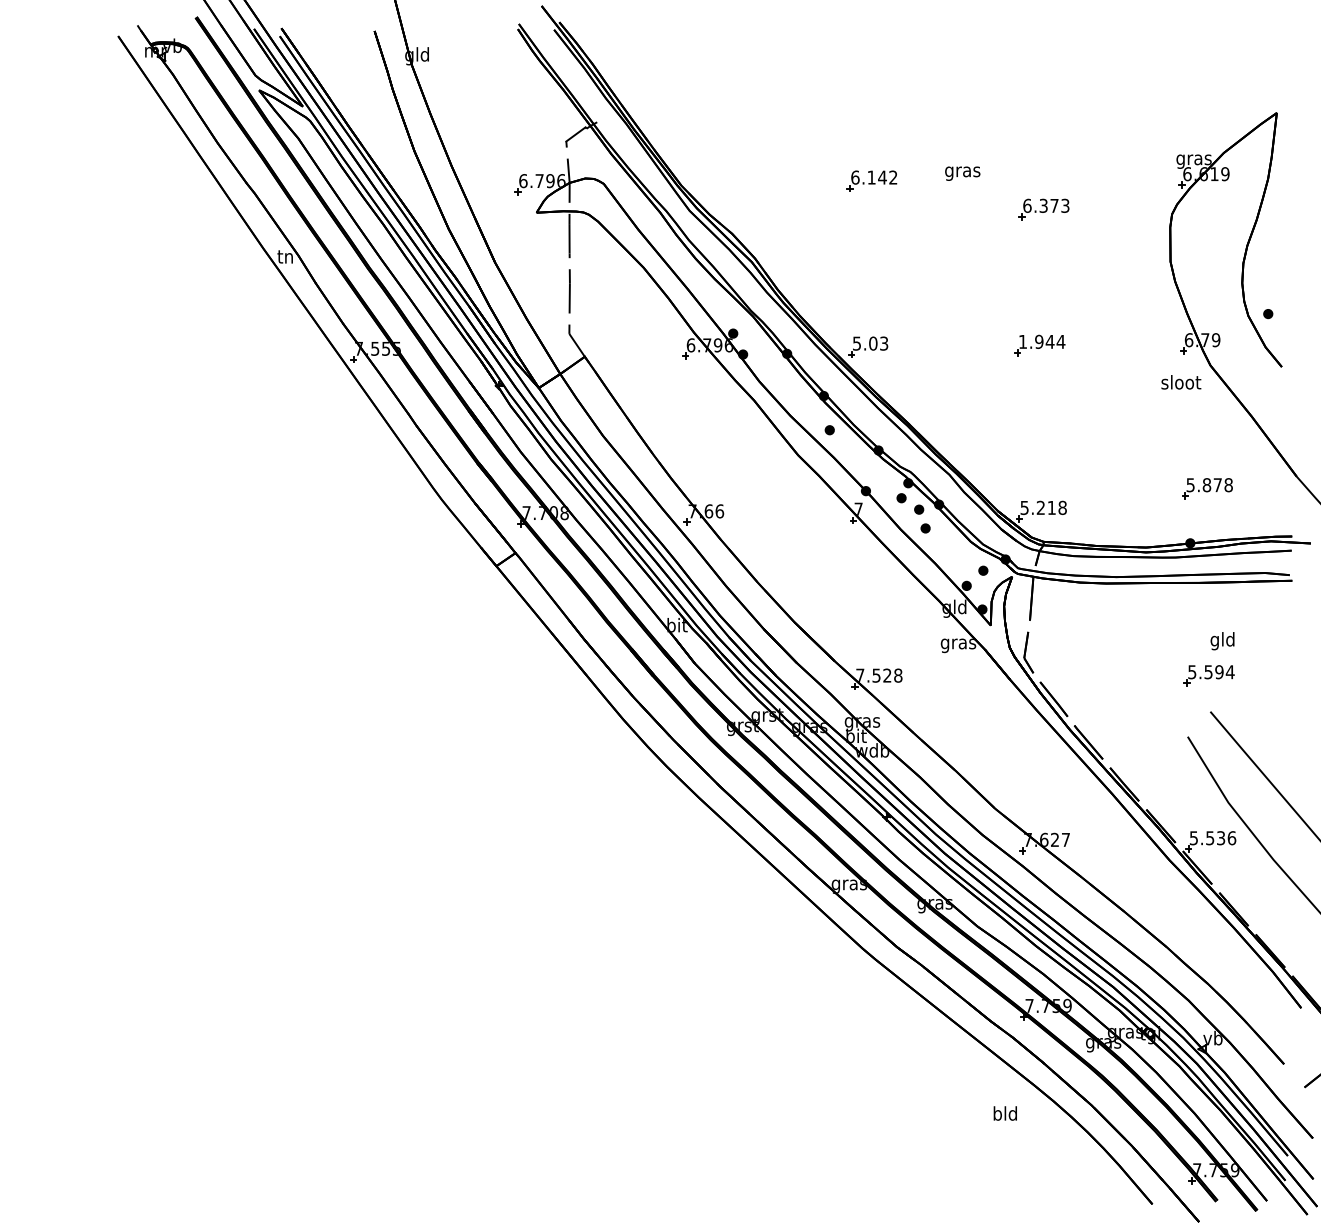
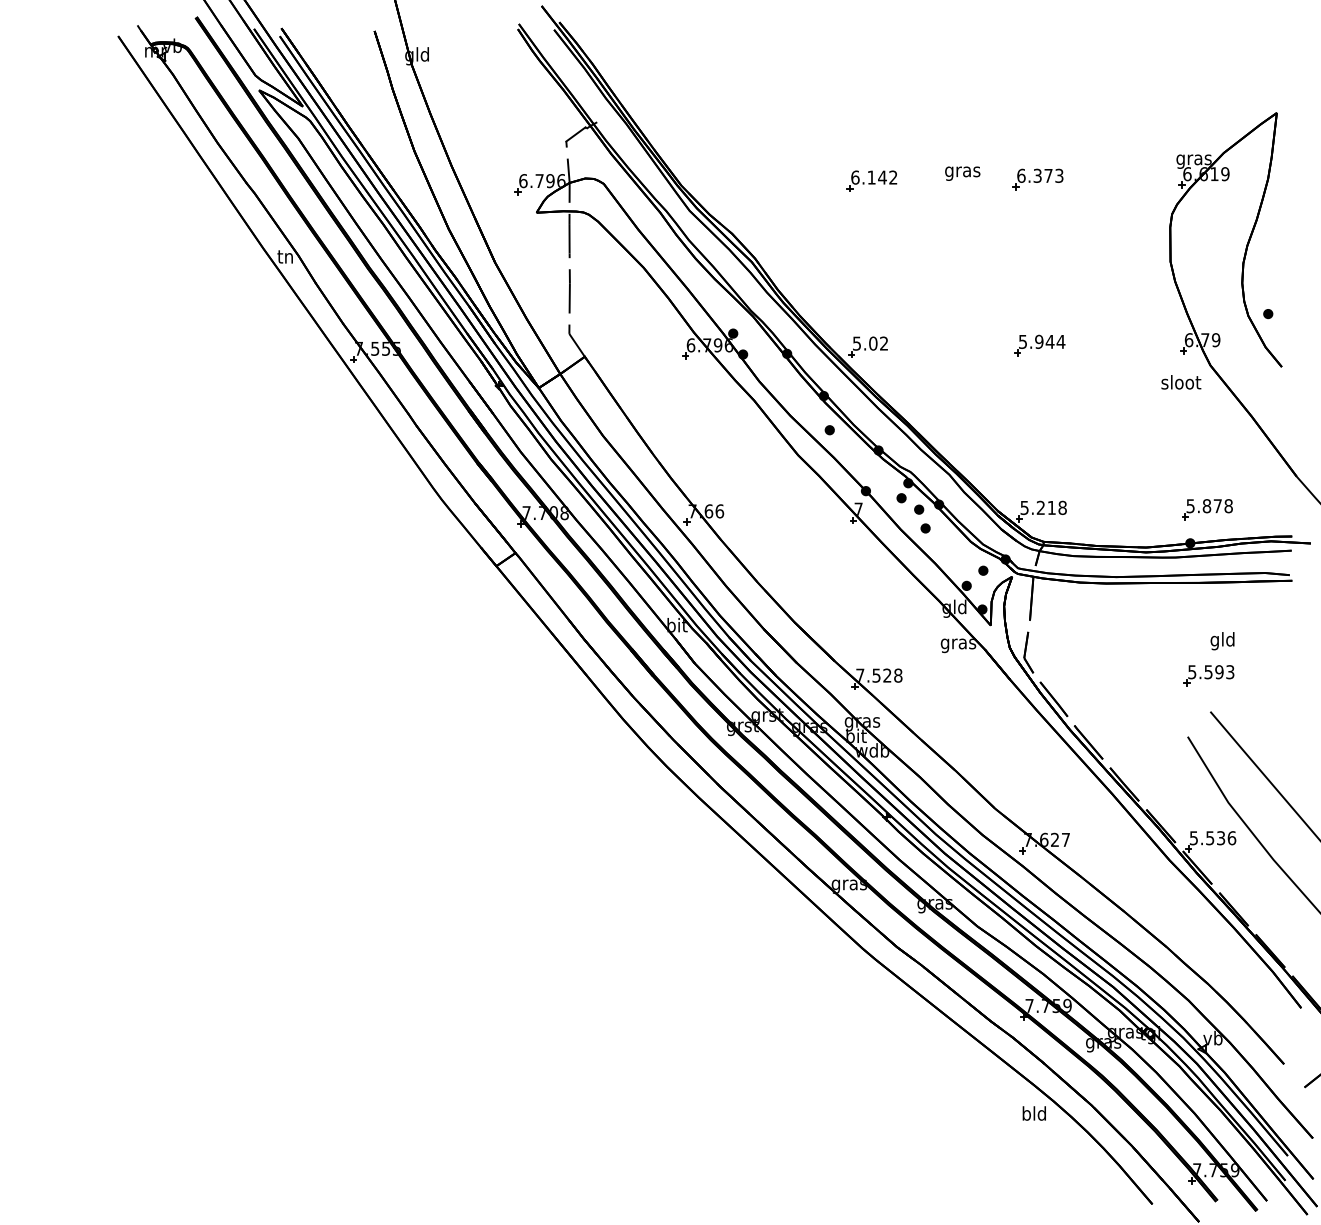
part position: (1043, 209) -> (1037, 179) (1037, 179)
text: 1.944 -> 5.944 (1022, 341)
text: 5.03 -> 5.02 (884, 343)
part position: (1207, 488) -> (1207, 509) (1207, 509)
text: 5.594 -> 5.593 (1229, 672)
text position: (1004, 1113) -> (1033, 1113) (1033, 1113)
